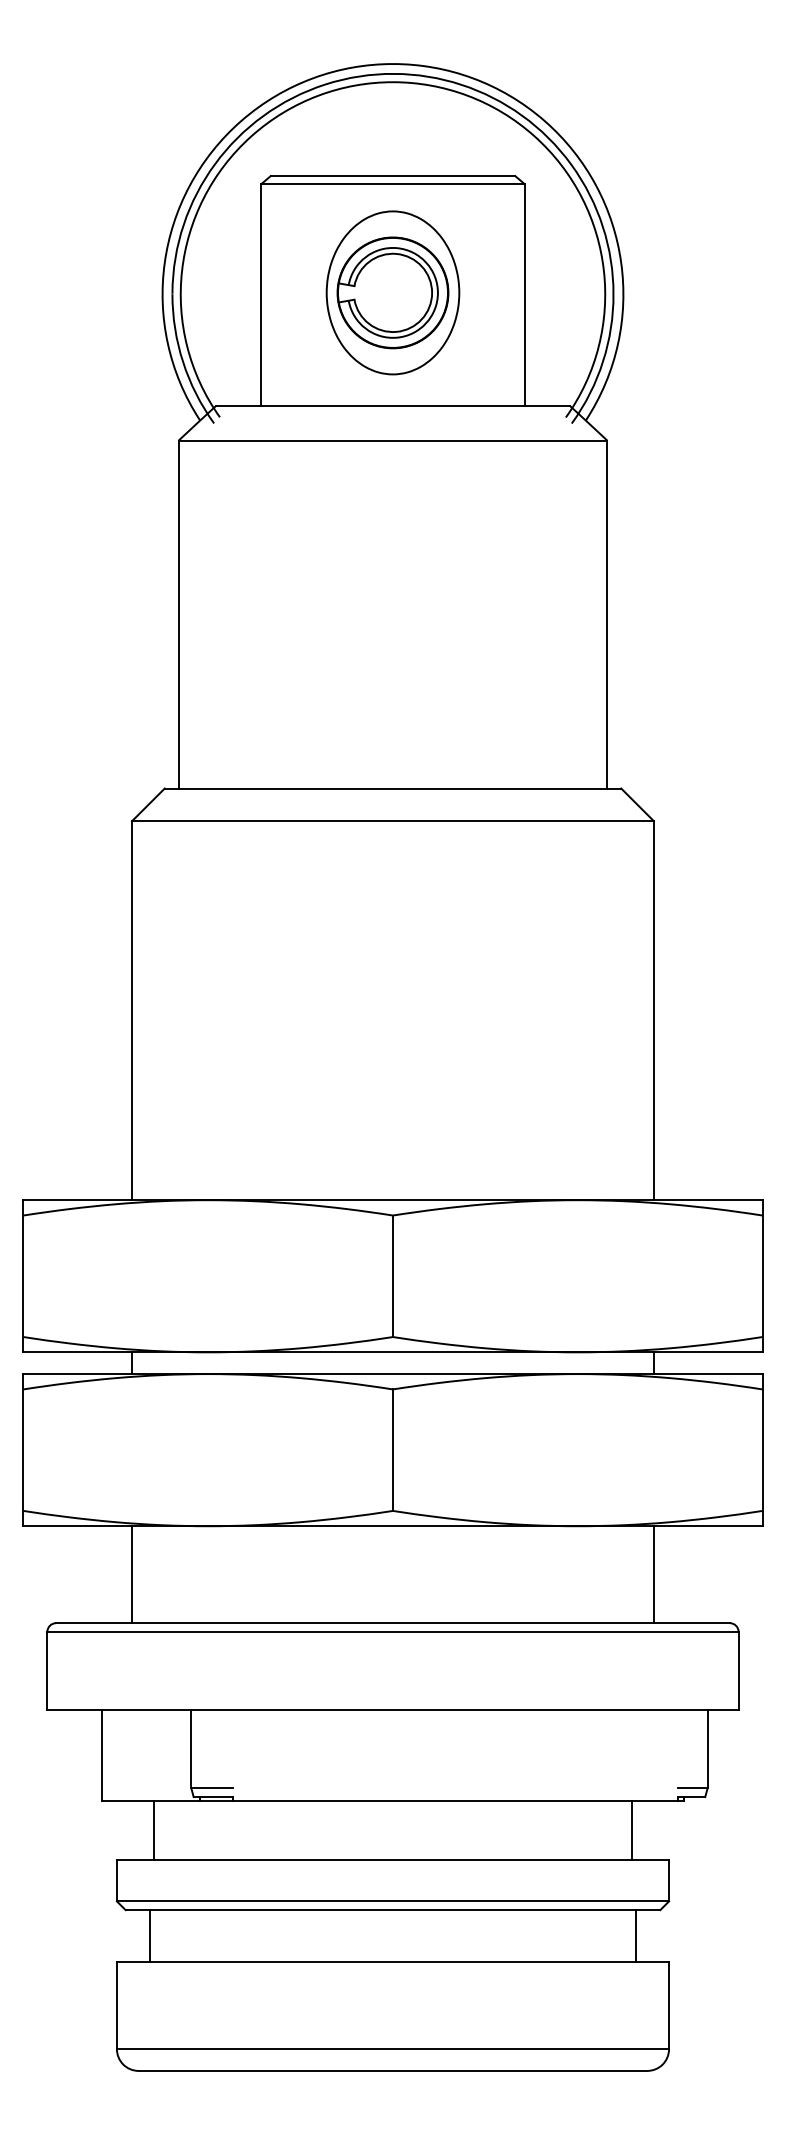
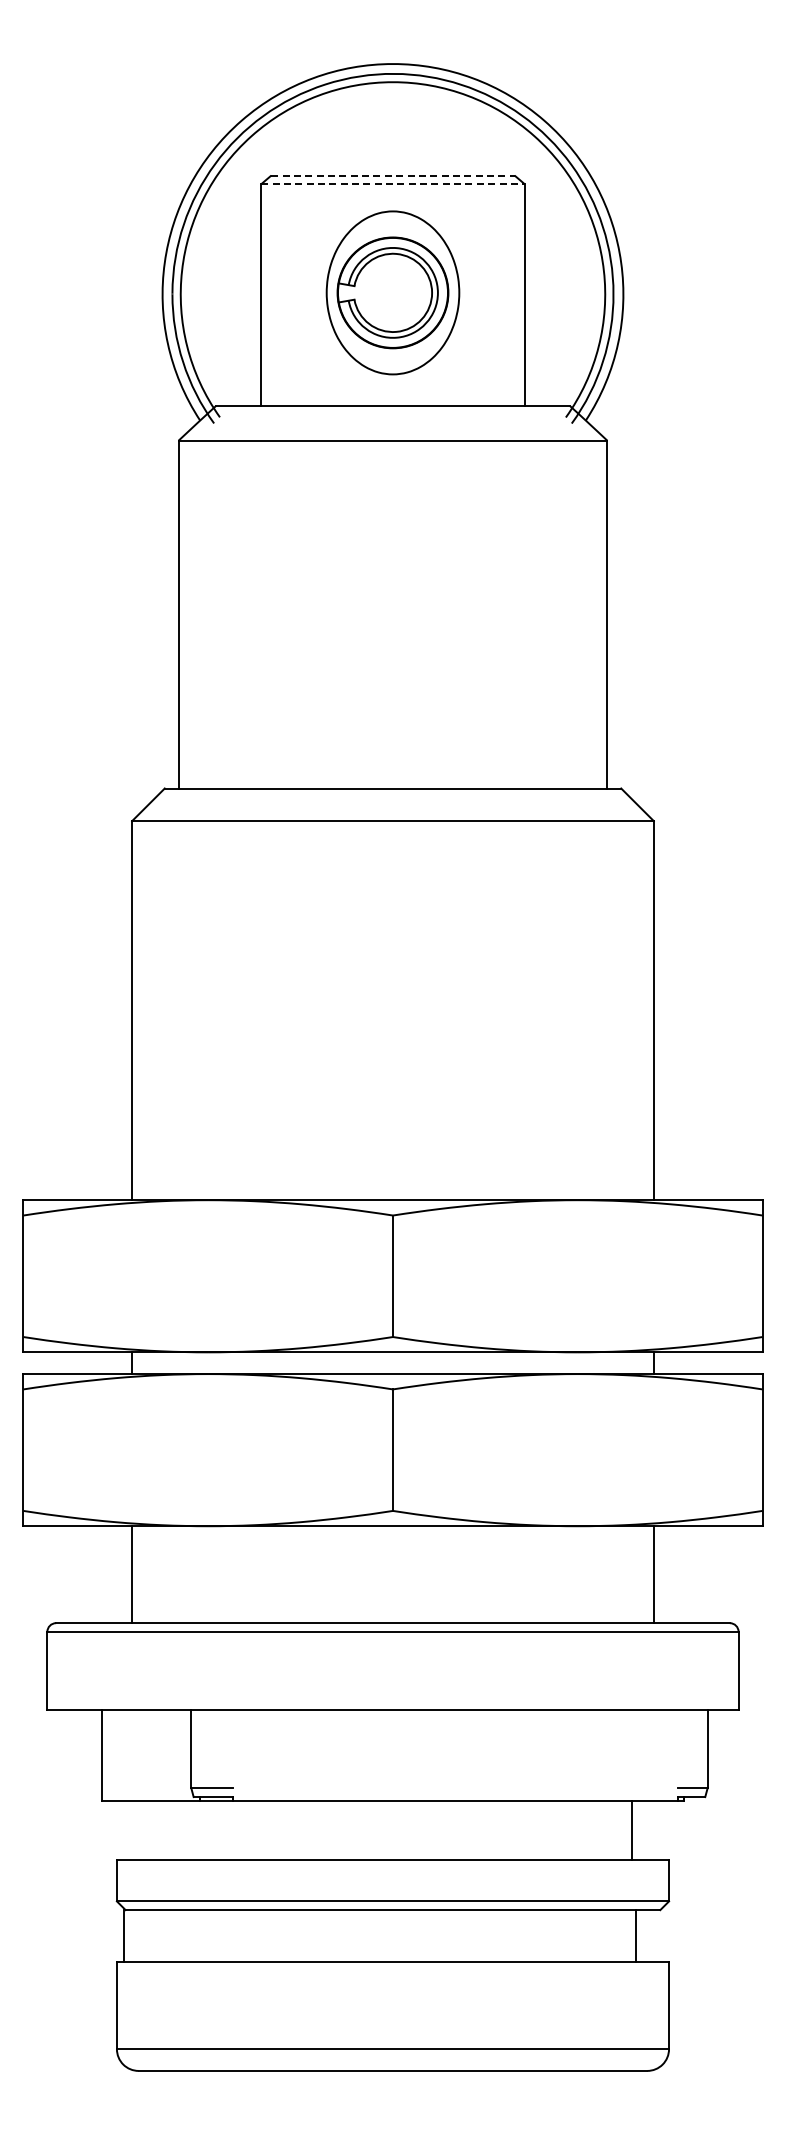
line: solid -> dashed (392, 175)
line: solid -> dashed (392, 184)
line: present -> none (153, 1830)
line position: (149, 1936) -> (123, 1936) (123, 1936)
